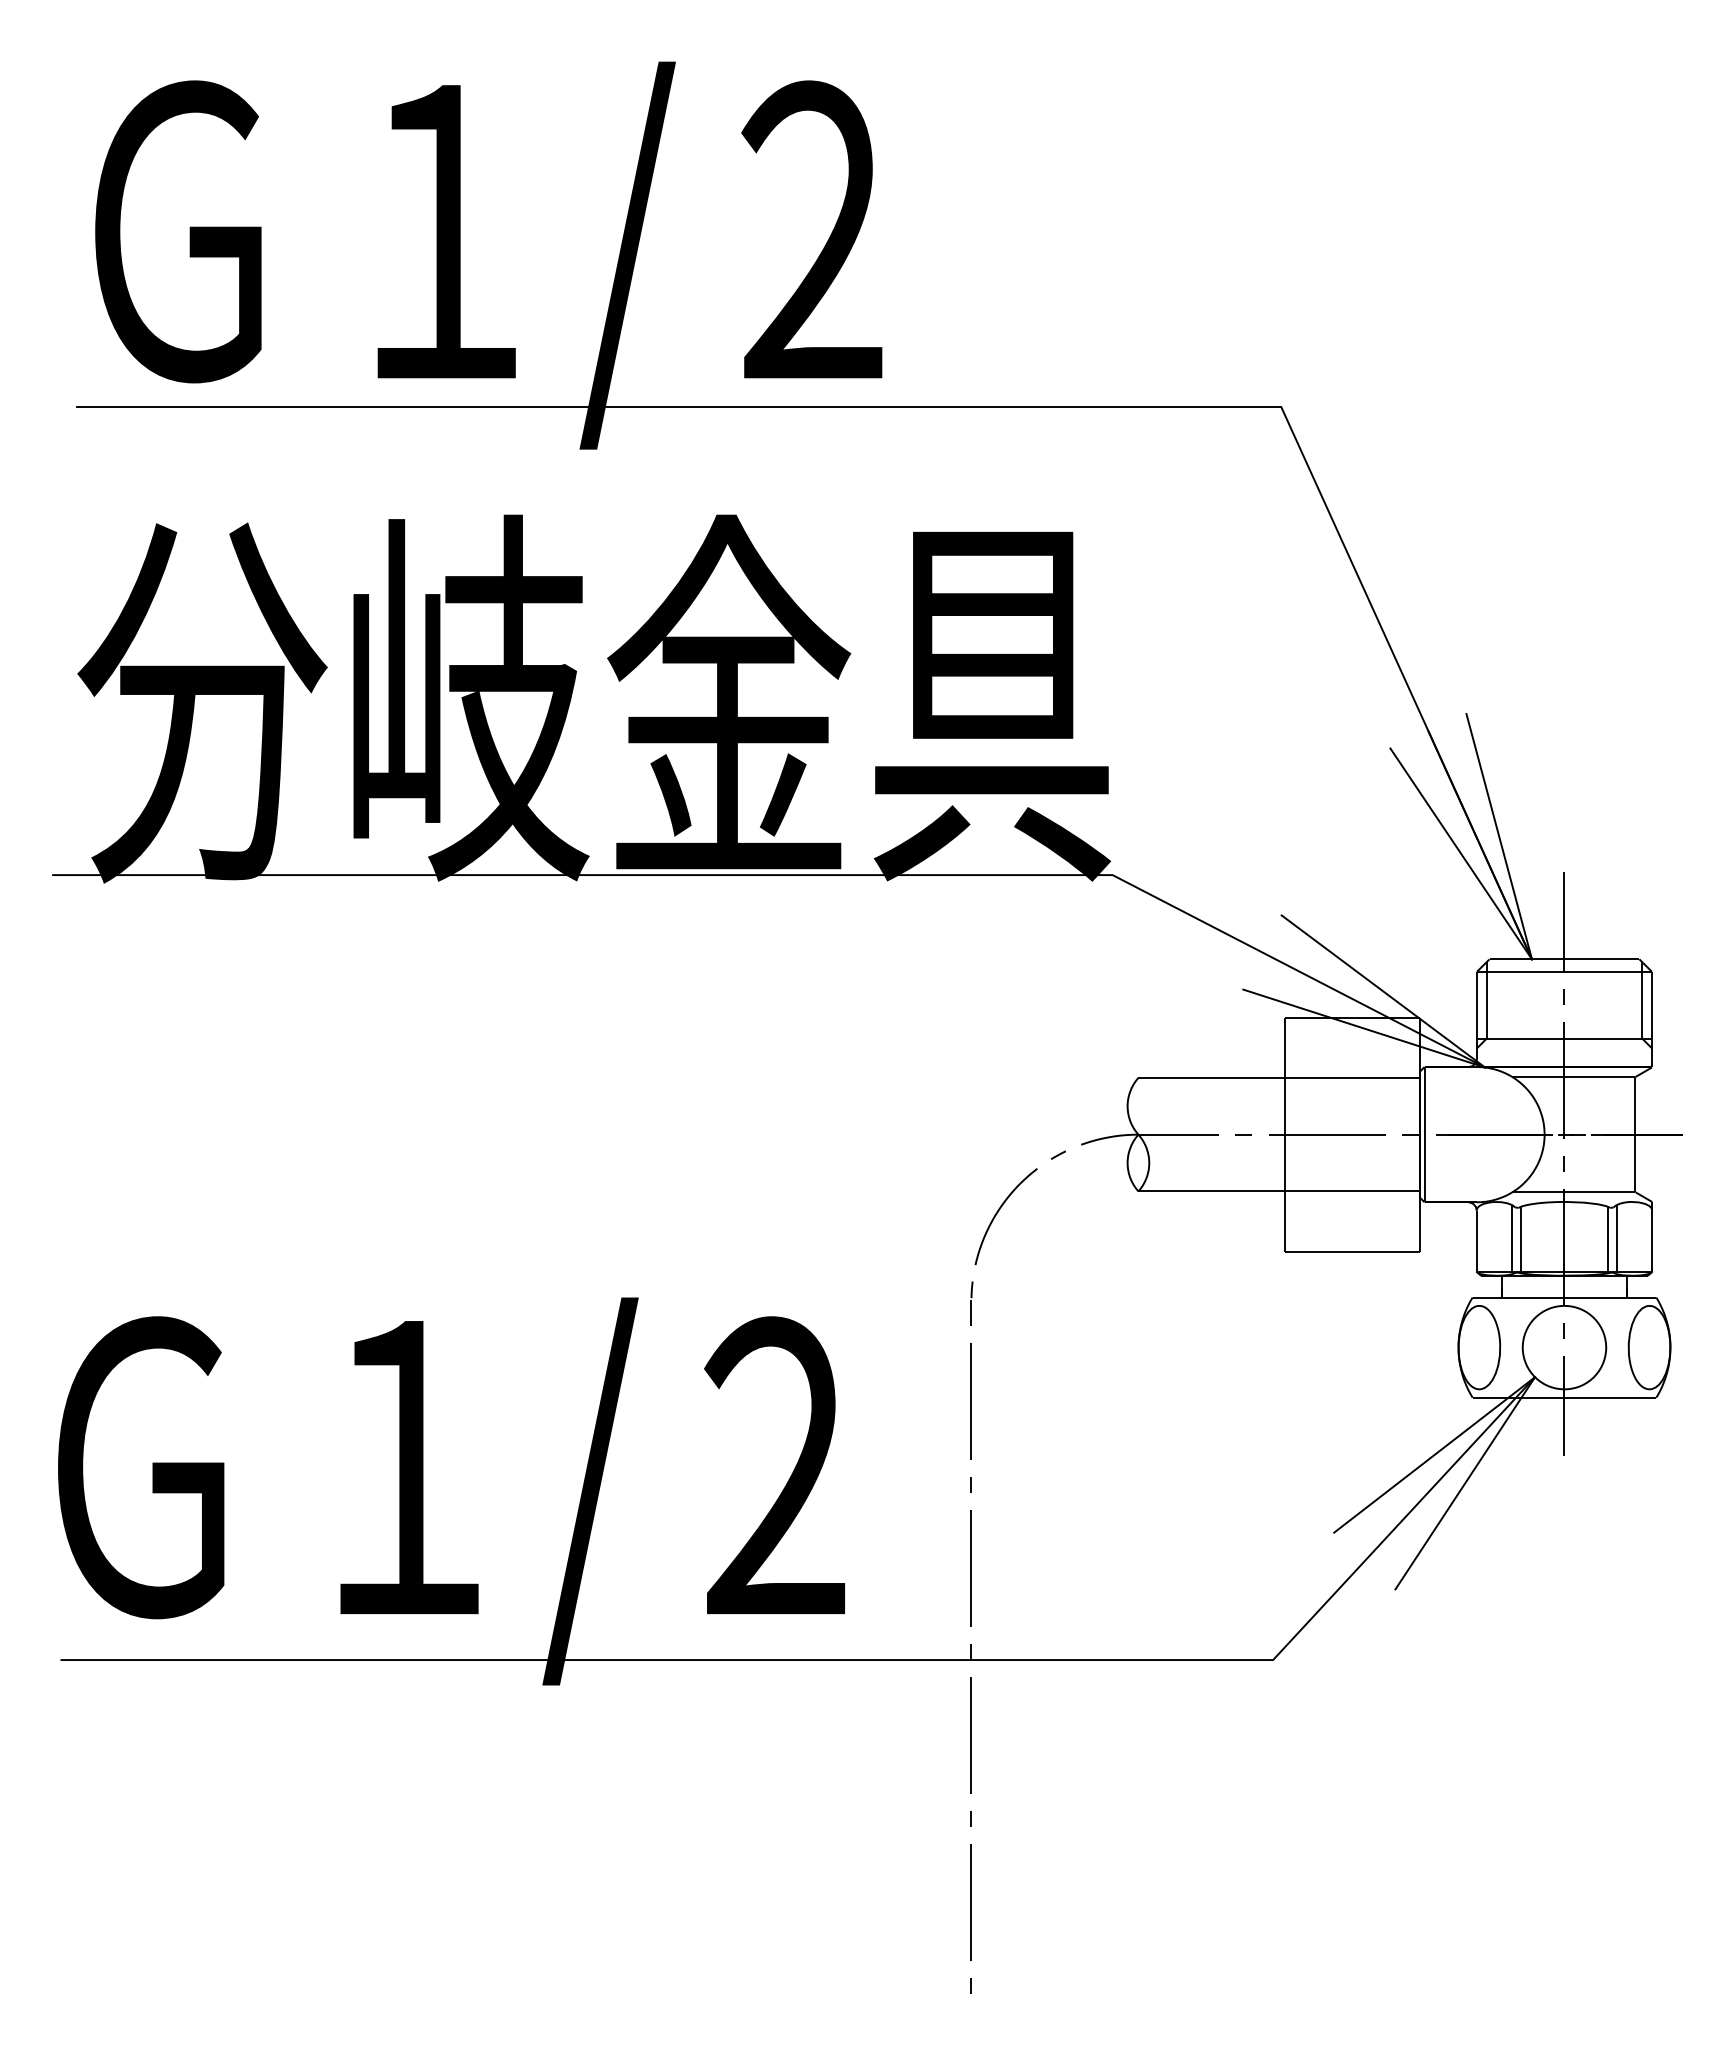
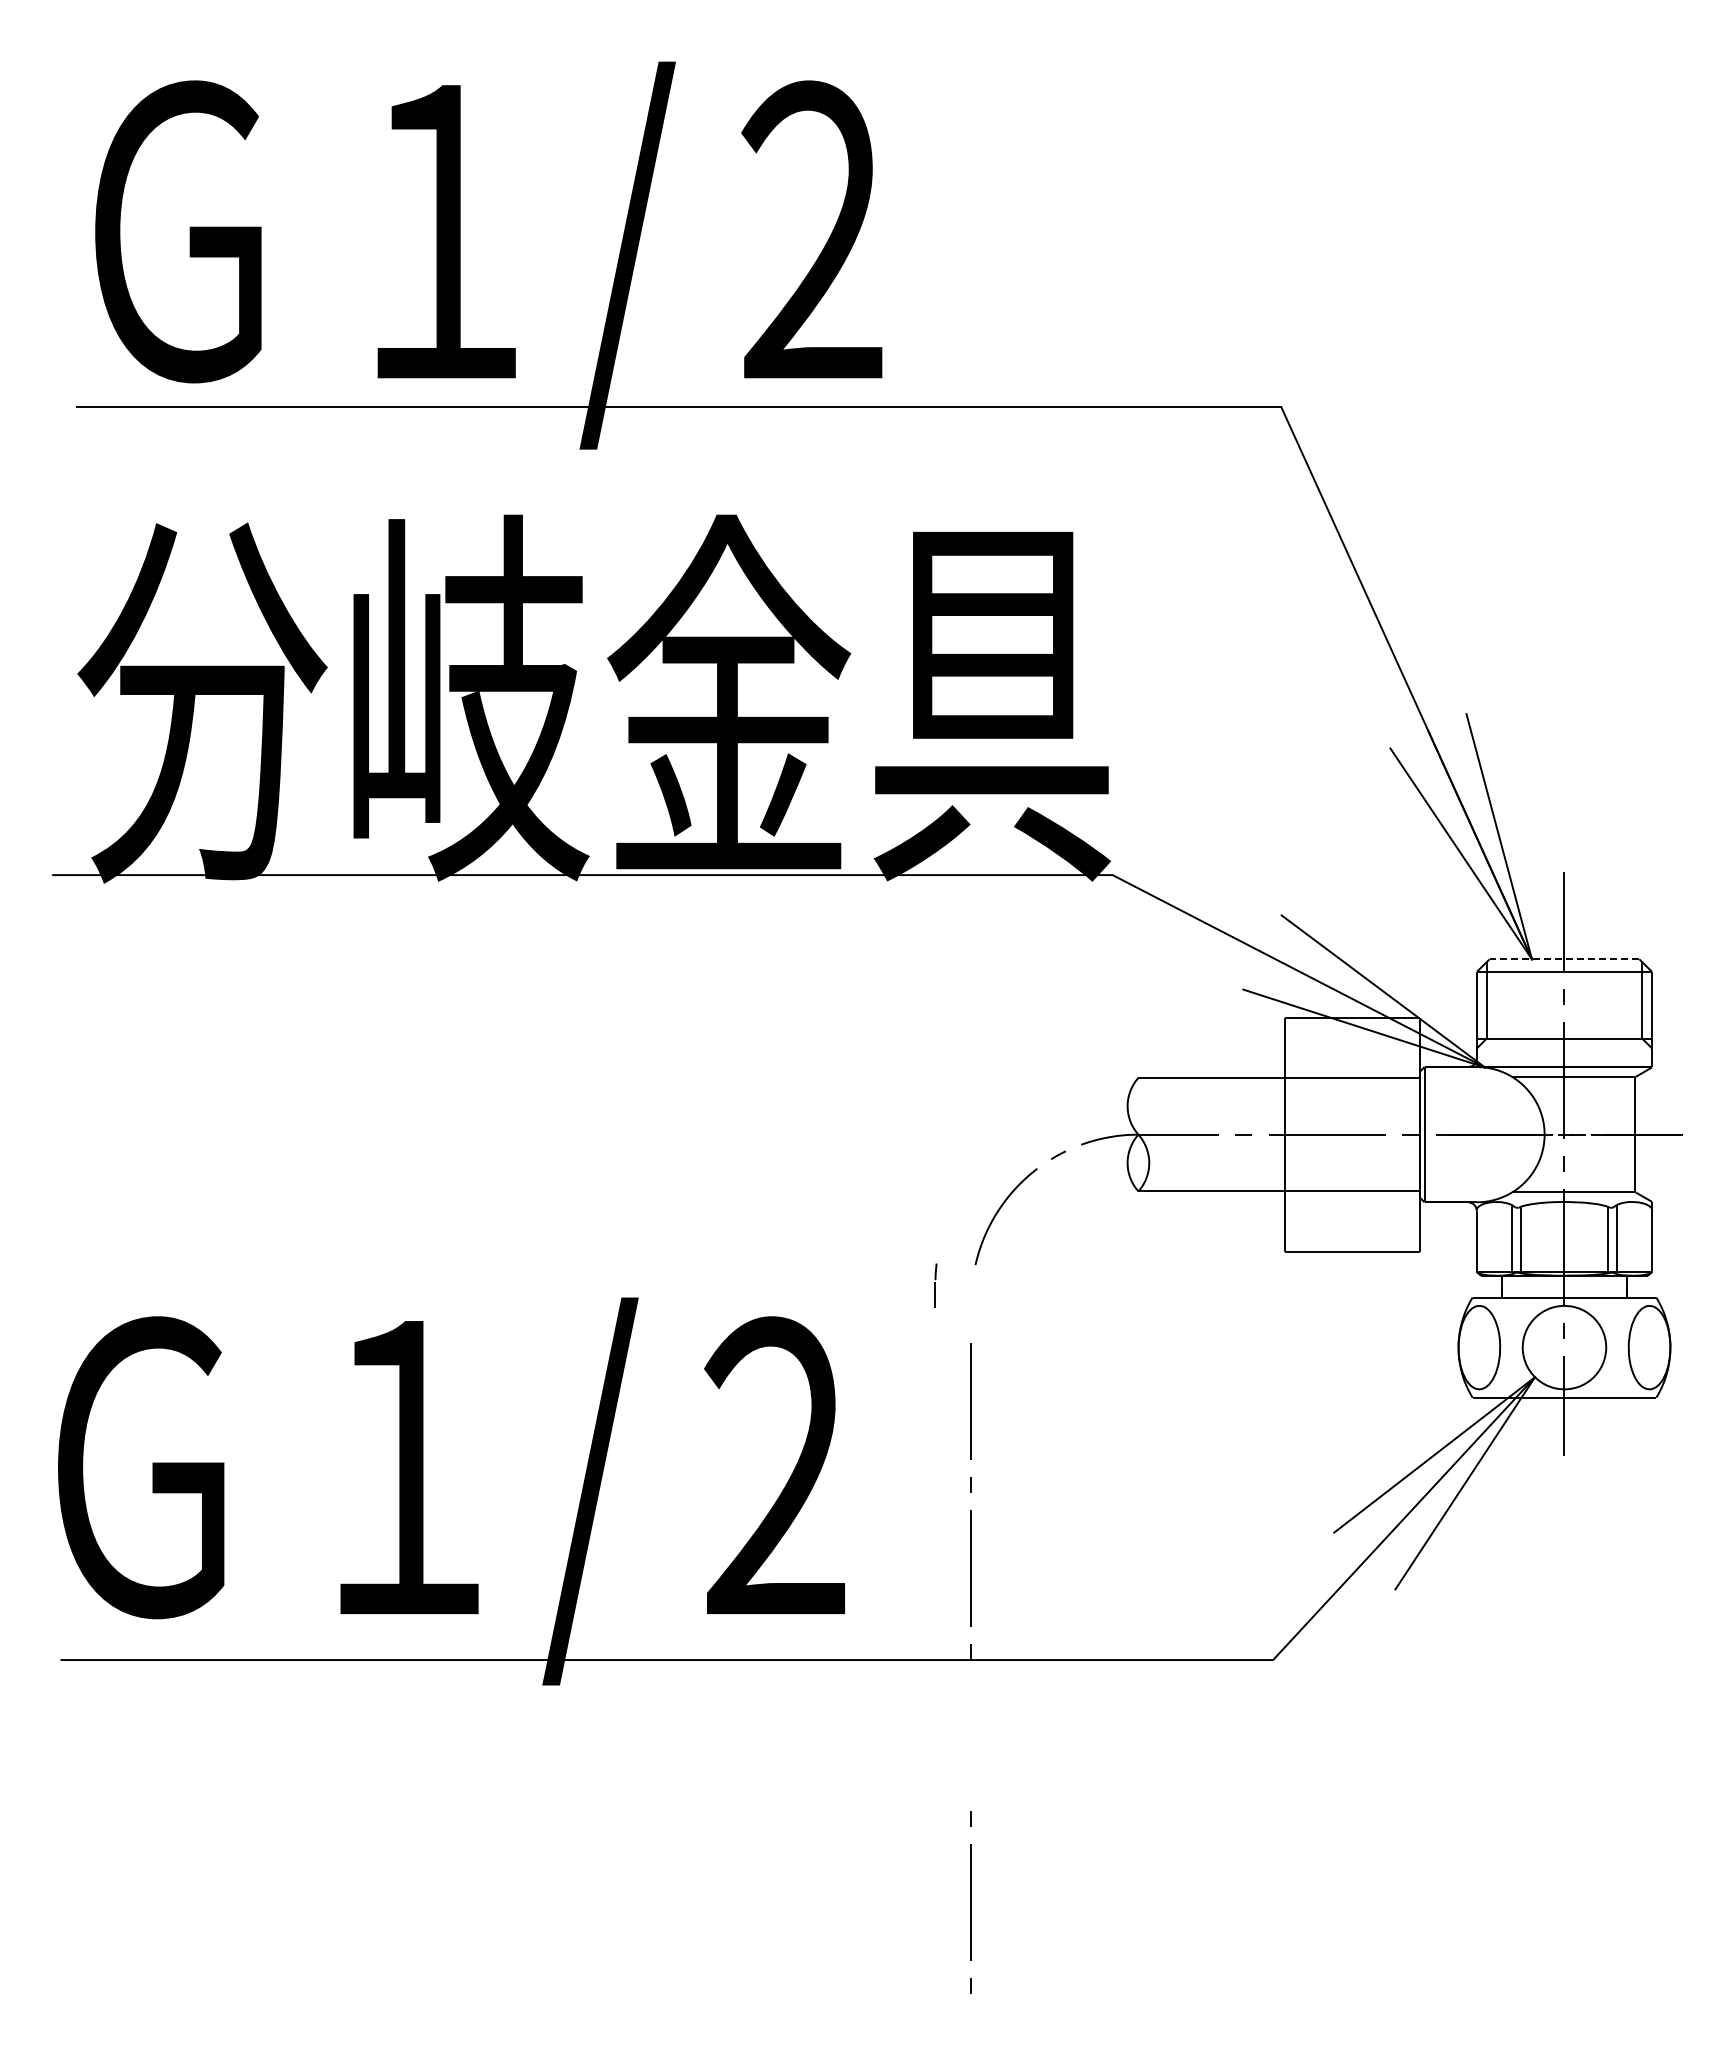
line: solid -> dashed (1564, 959)
part position: (971, 1303) -> (935, 1285) (935, 1285)
line: present -> none (970, 1735)
